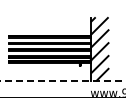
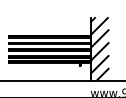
line: dashed -> solid (63, 80)
